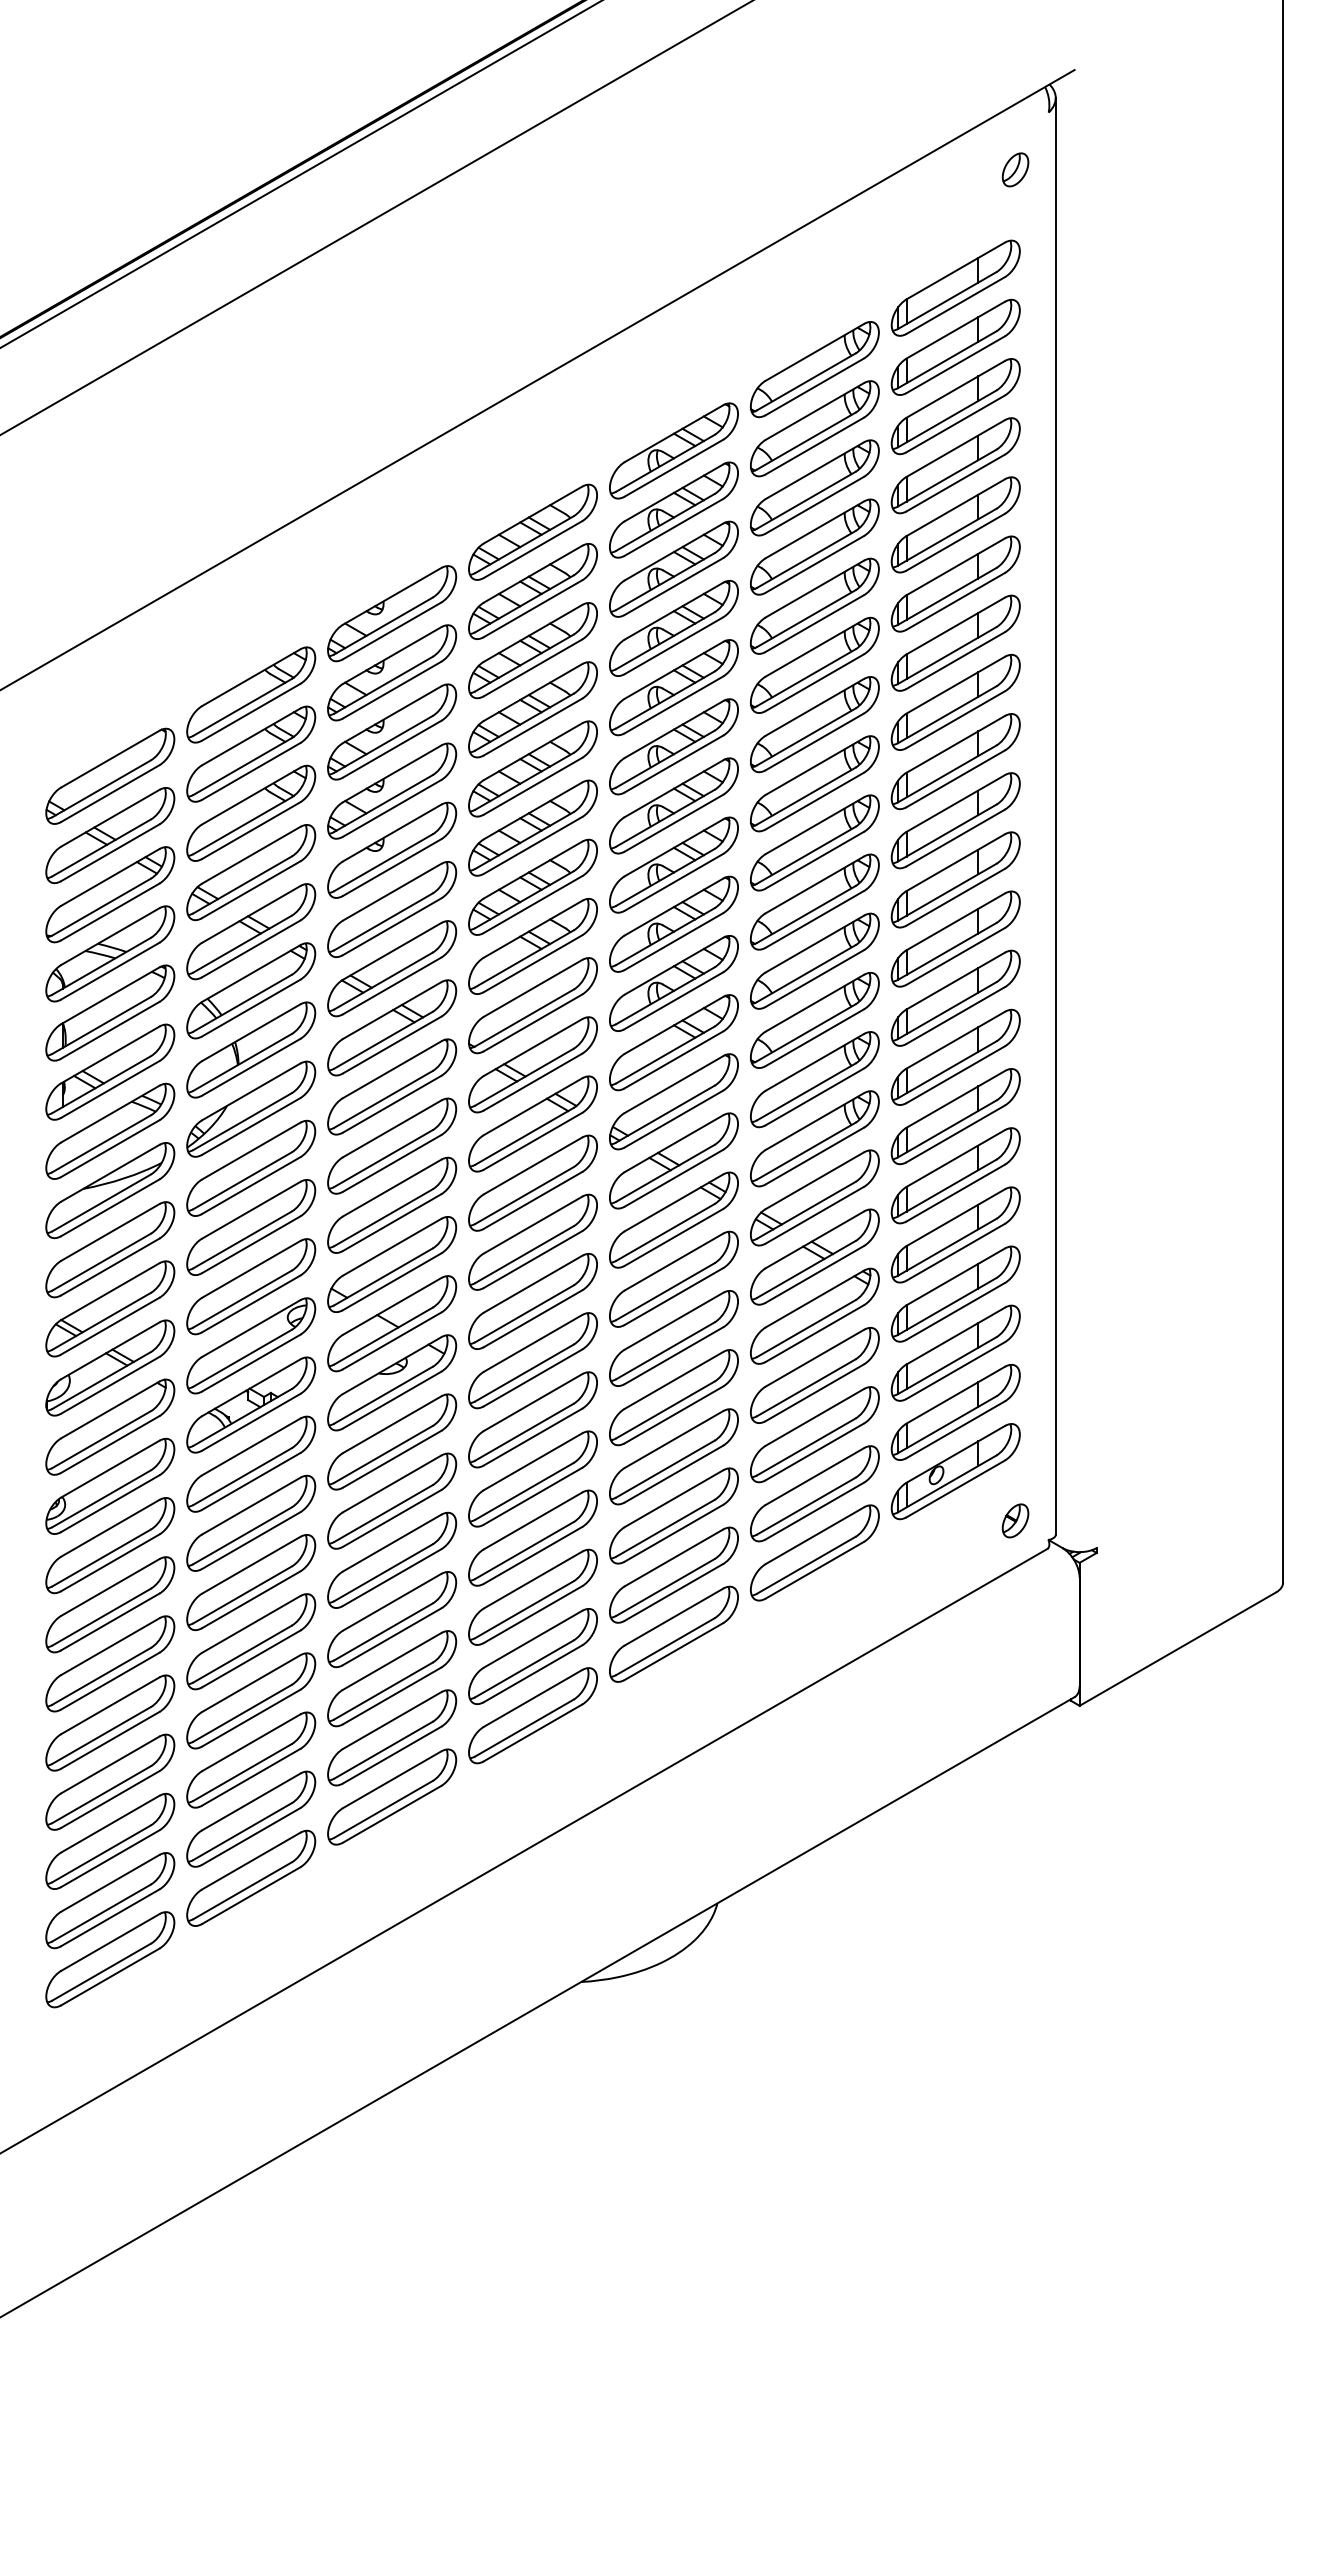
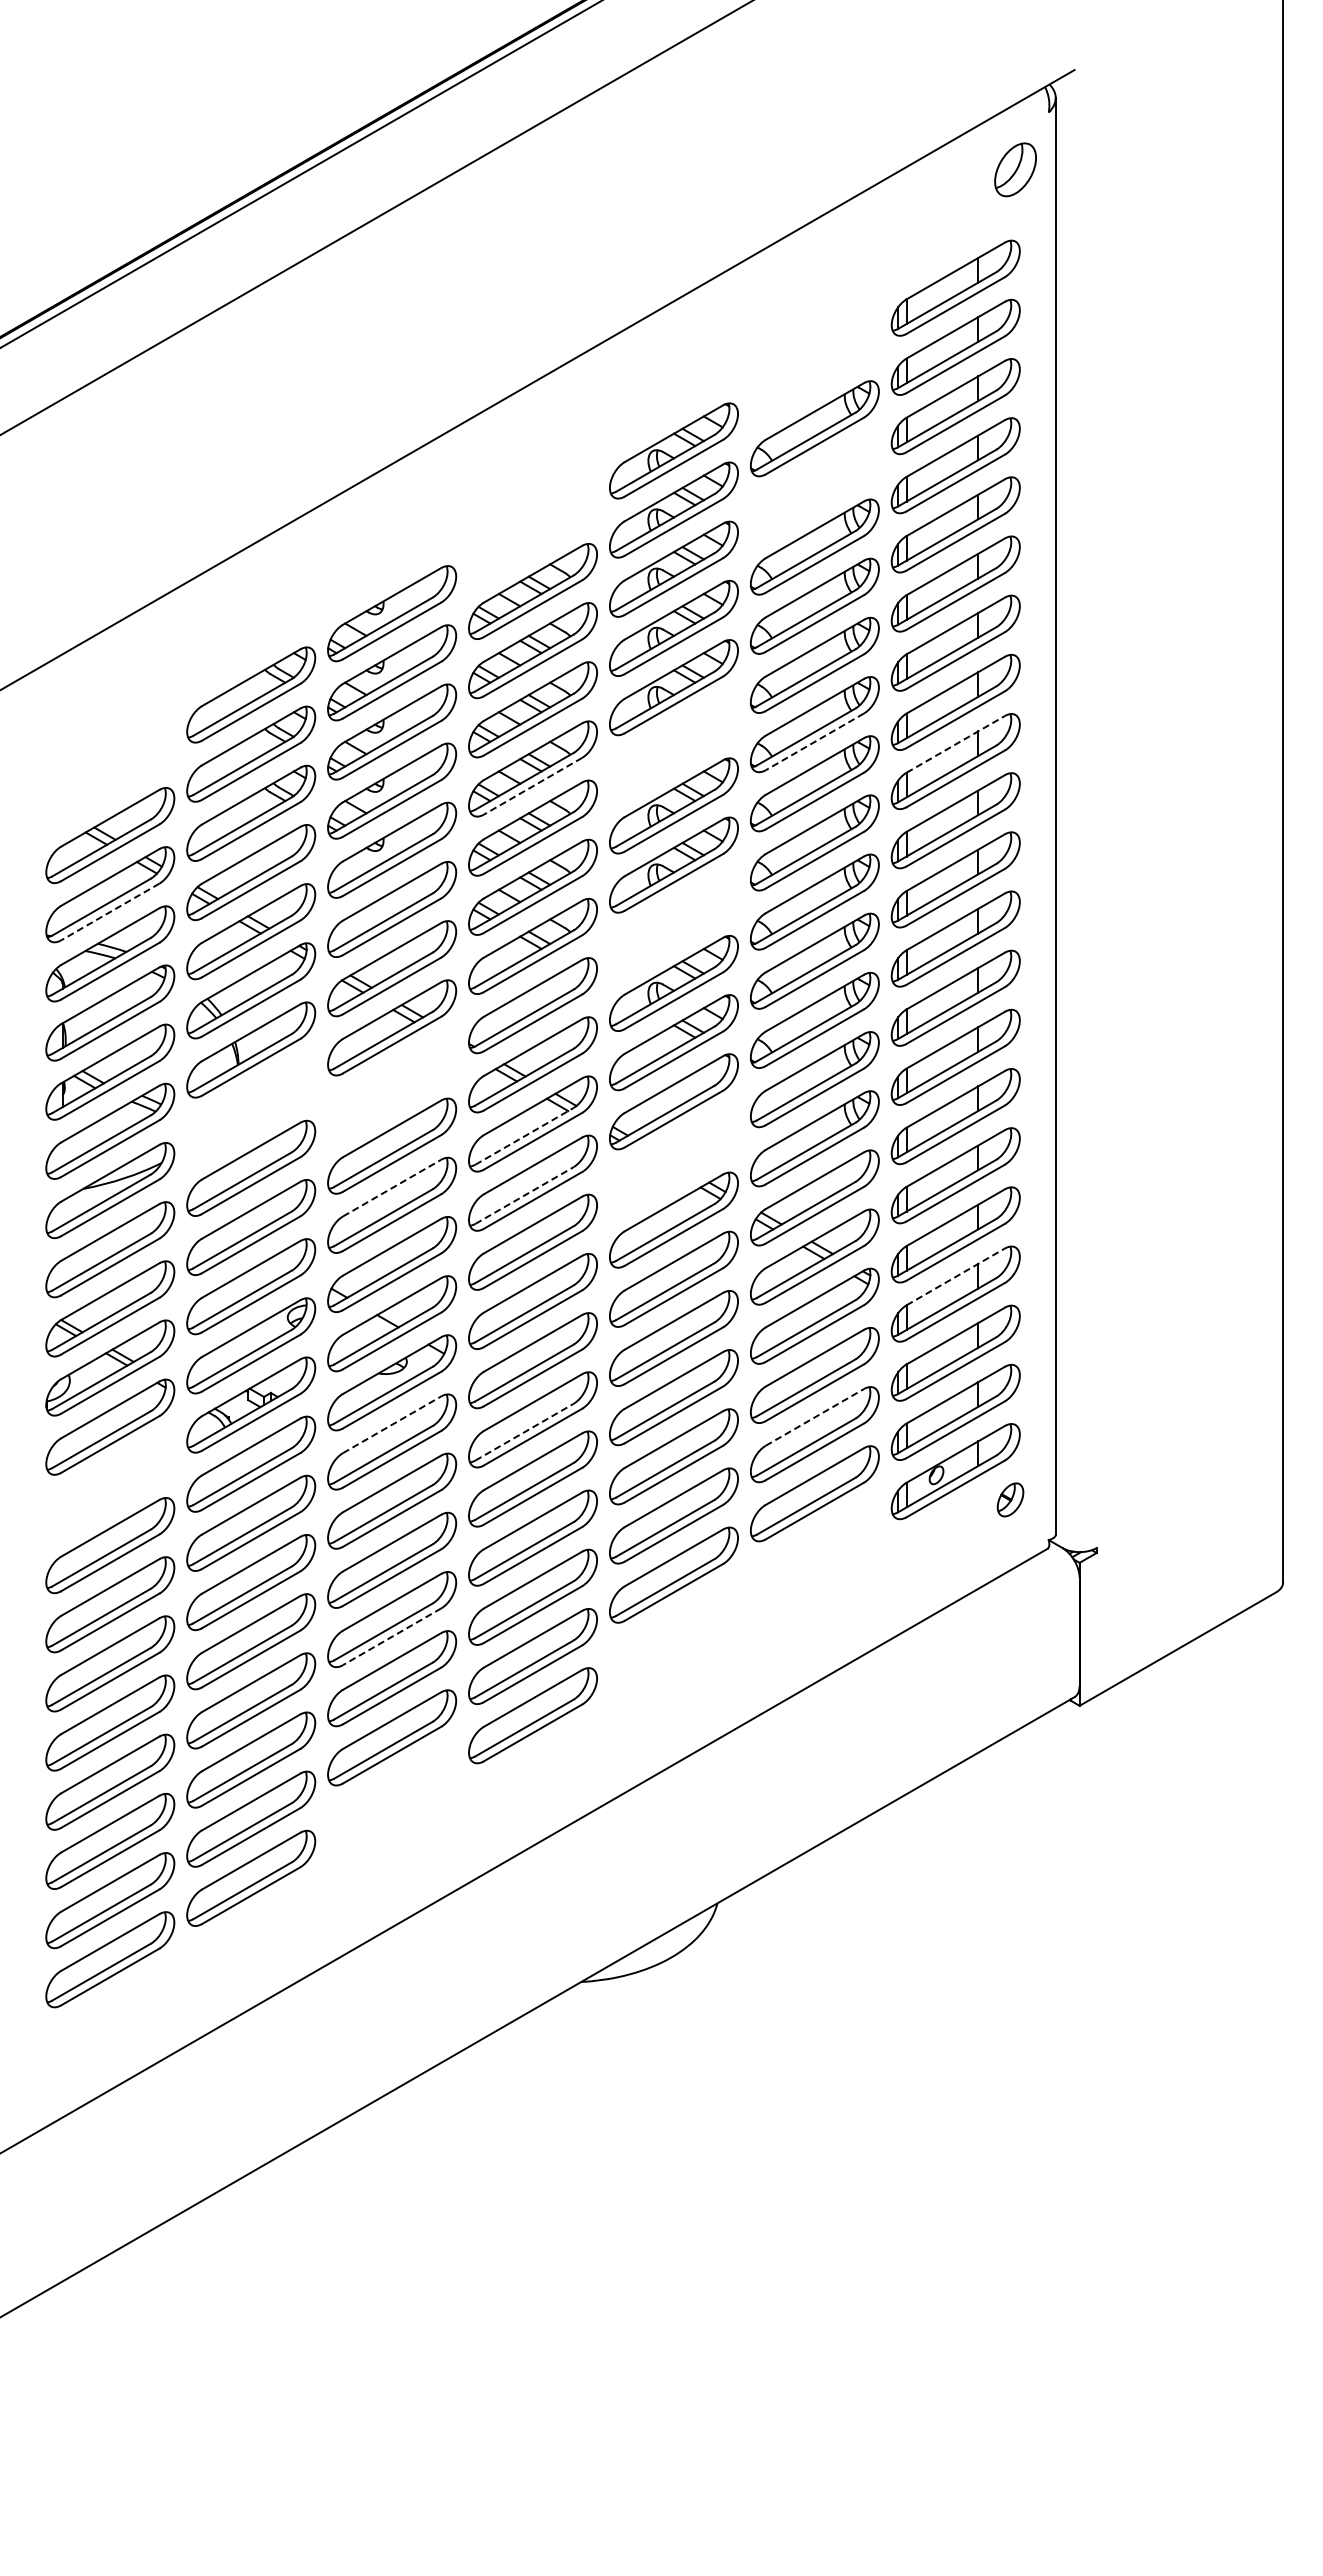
part size: 29x36 px -> 43x56 px (1015, 169)
part: present -> none (814, 369)
part: present -> none (814, 487)
part: present -> none (532, 531)
line: solid -> dashed (814, 741)
line: solid -> dashed (955, 744)
part: present -> none (673, 746)
part: present -> none (110, 775)
line: solid -> dashed (533, 786)
line: solid -> dashed (110, 912)
part: present -> none (673, 923)
part: present -> none (392, 1086)
part: present -> none (251, 1108)
line: solid -> dashed (524, 1136)
part: present -> none (673, 1160)
line: solid -> dashed (392, 1188)
line: solid -> dashed (524, 1195)
line: solid -> dashed (955, 1276)
line: solid -> dashed (814, 1417)
line: solid -> dashed (392, 1424)
line: solid -> dashed (524, 1432)
part: present -> none (110, 1485)
part position: (1015, 1520) -> (1010, 1499) (1010, 1499)
part: present -> none (814, 1552)
part: present -> none (673, 1633)
line: solid -> dashed (392, 1636)
part: present -> none (392, 1796)
